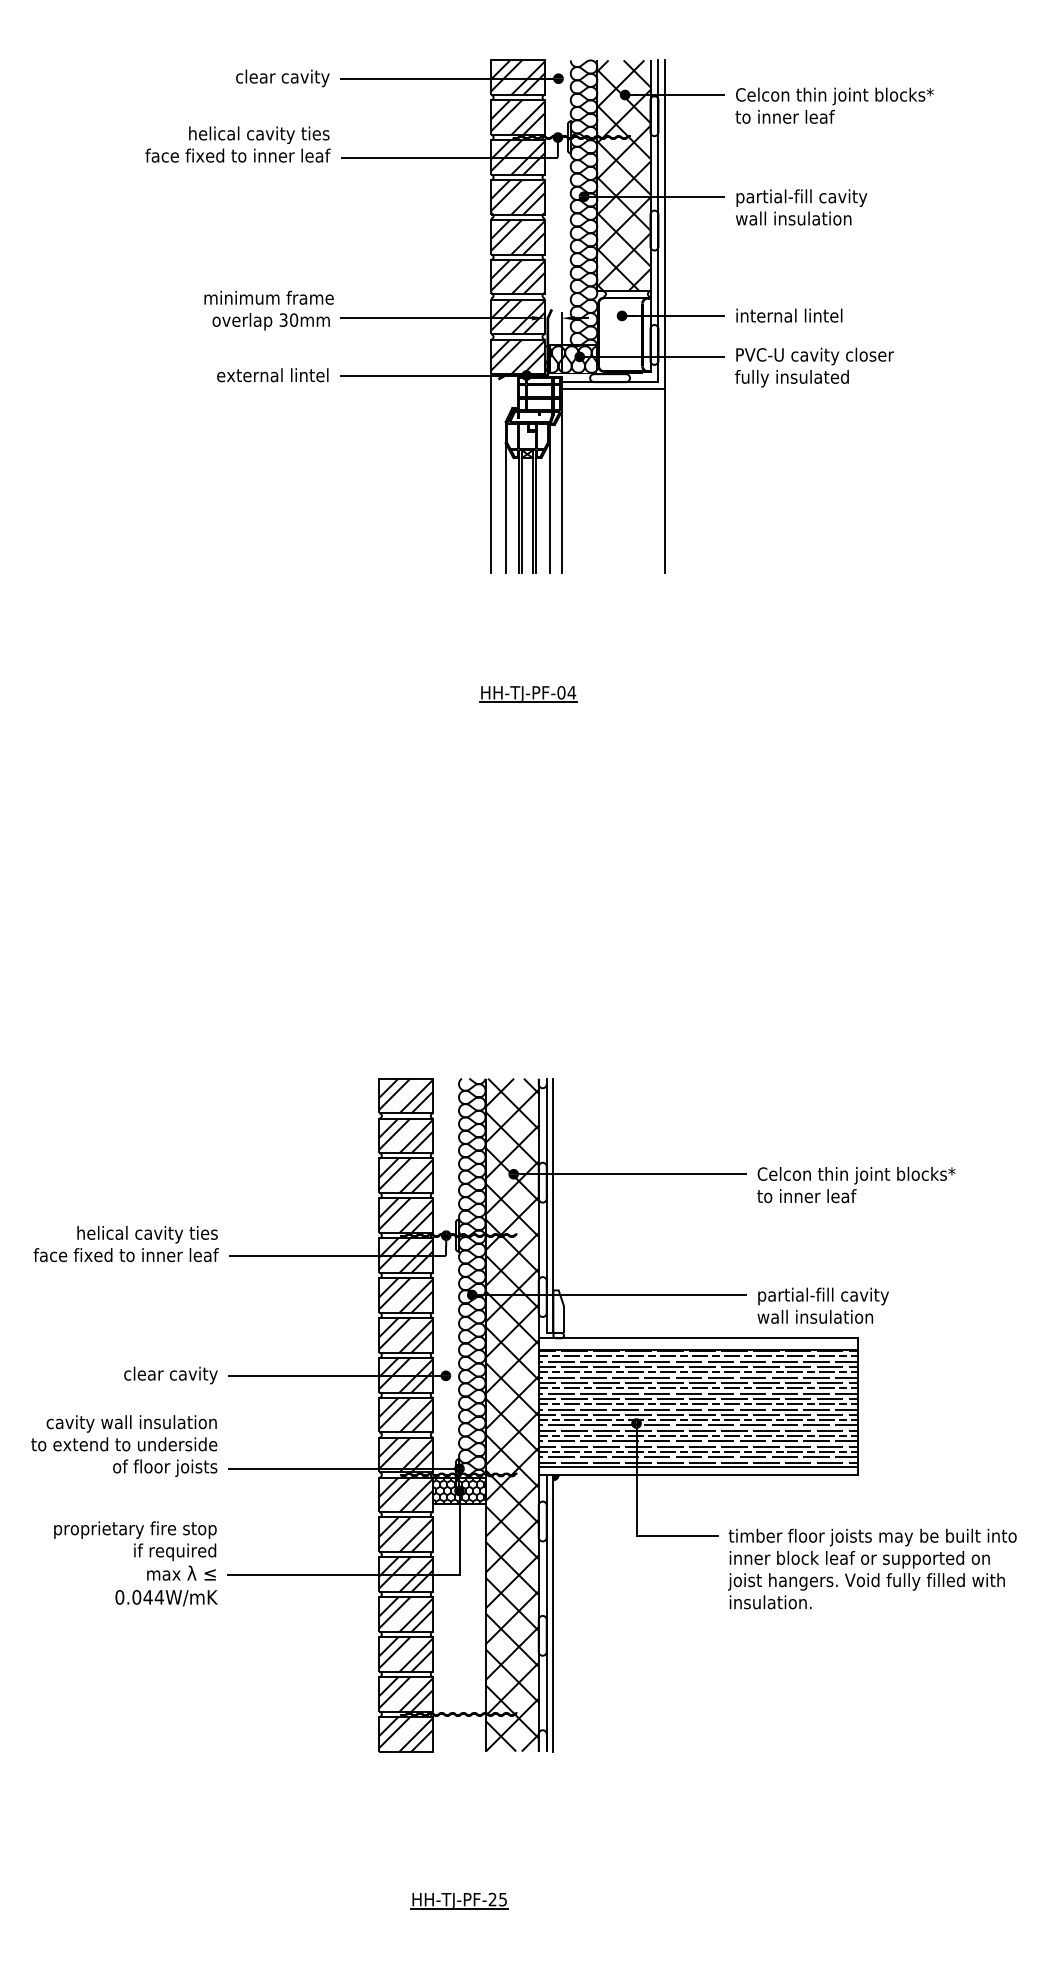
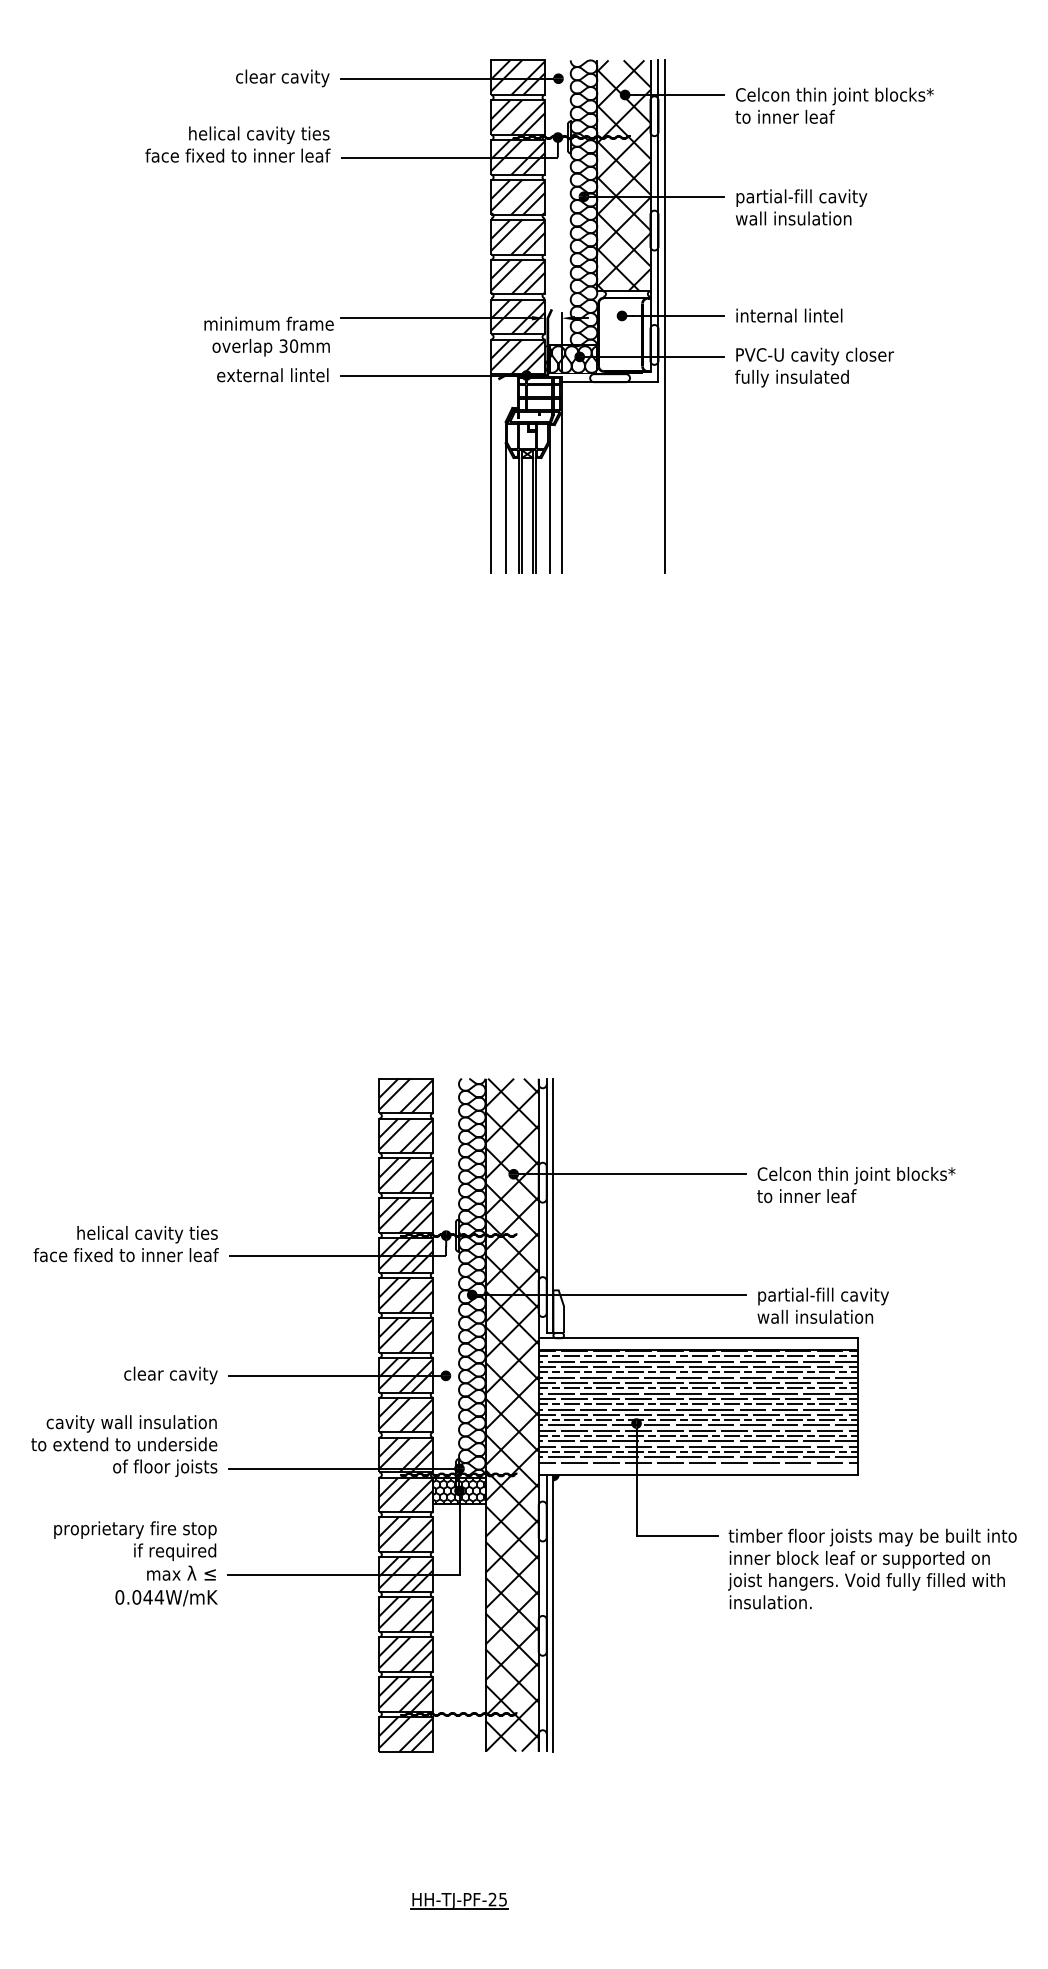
text position: (268, 310) -> (268, 336) (268, 336)
line: present -> none (613, 388)
part: present -> none (528, 694)
line: present -> none (697, 1466)
